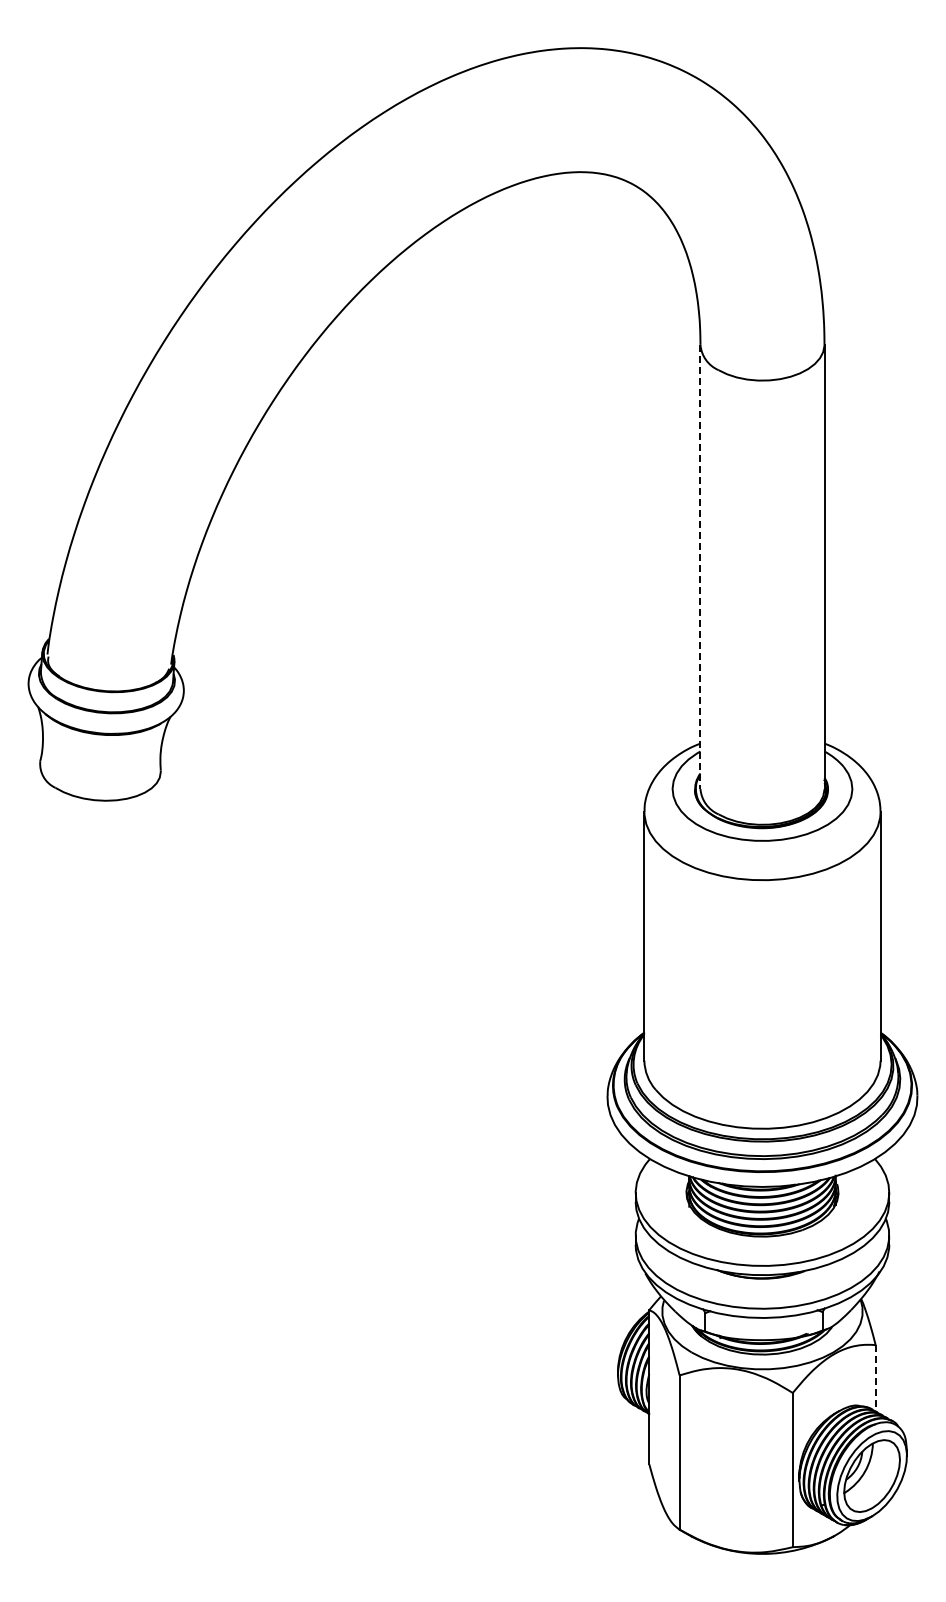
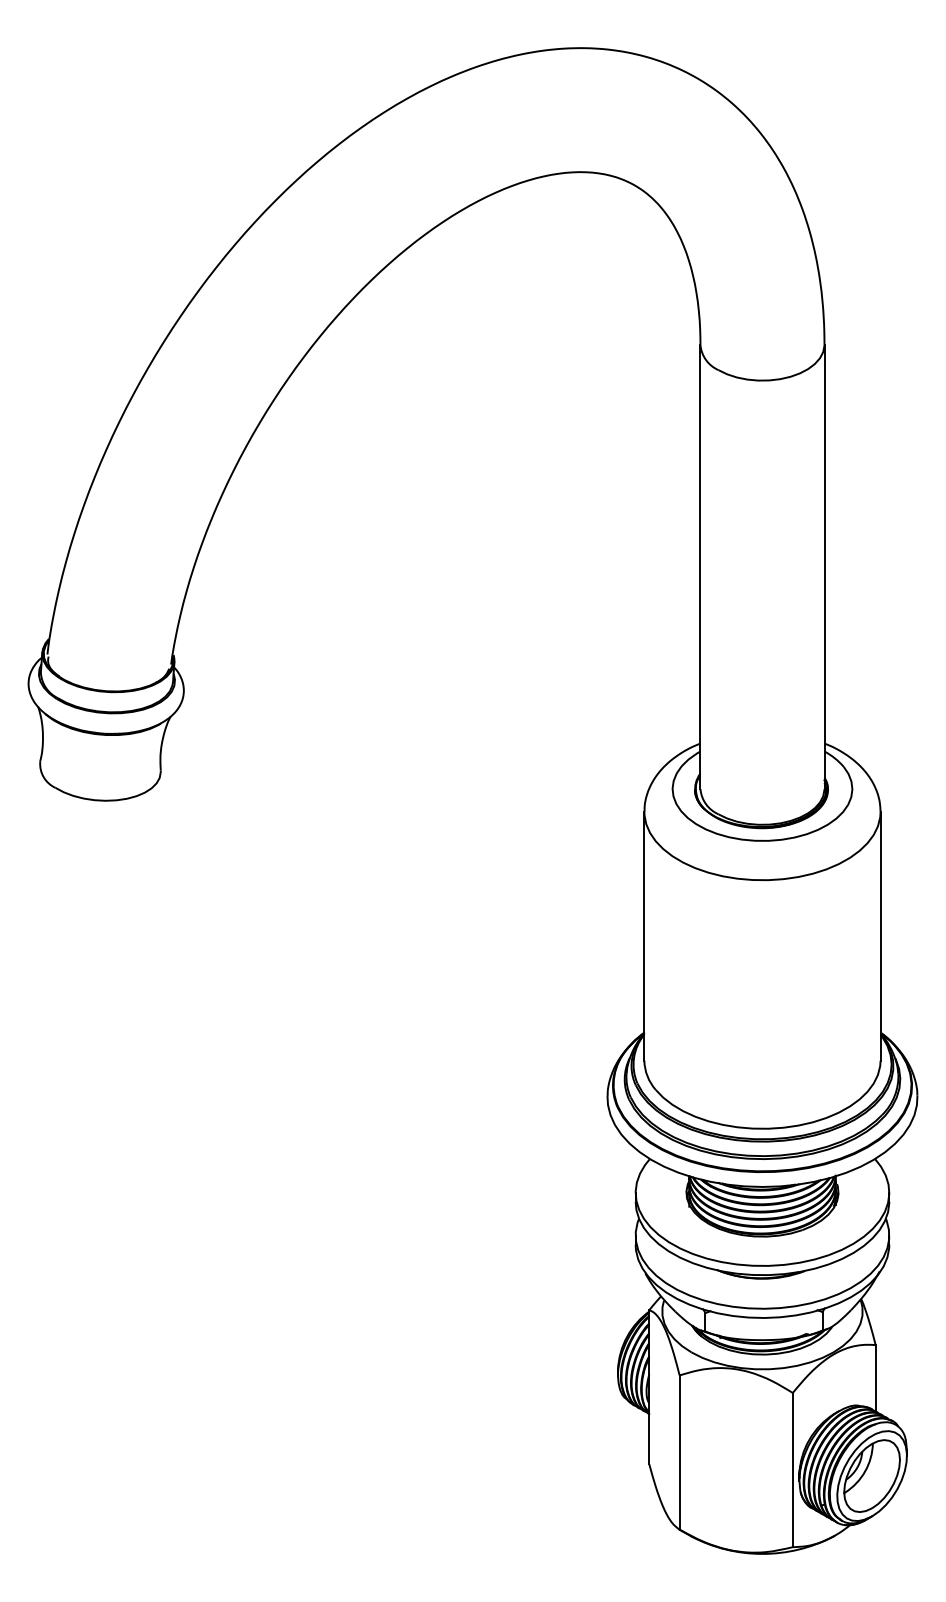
line: dashed -> solid (700, 567)
line: dashed -> solid (875, 1379)
